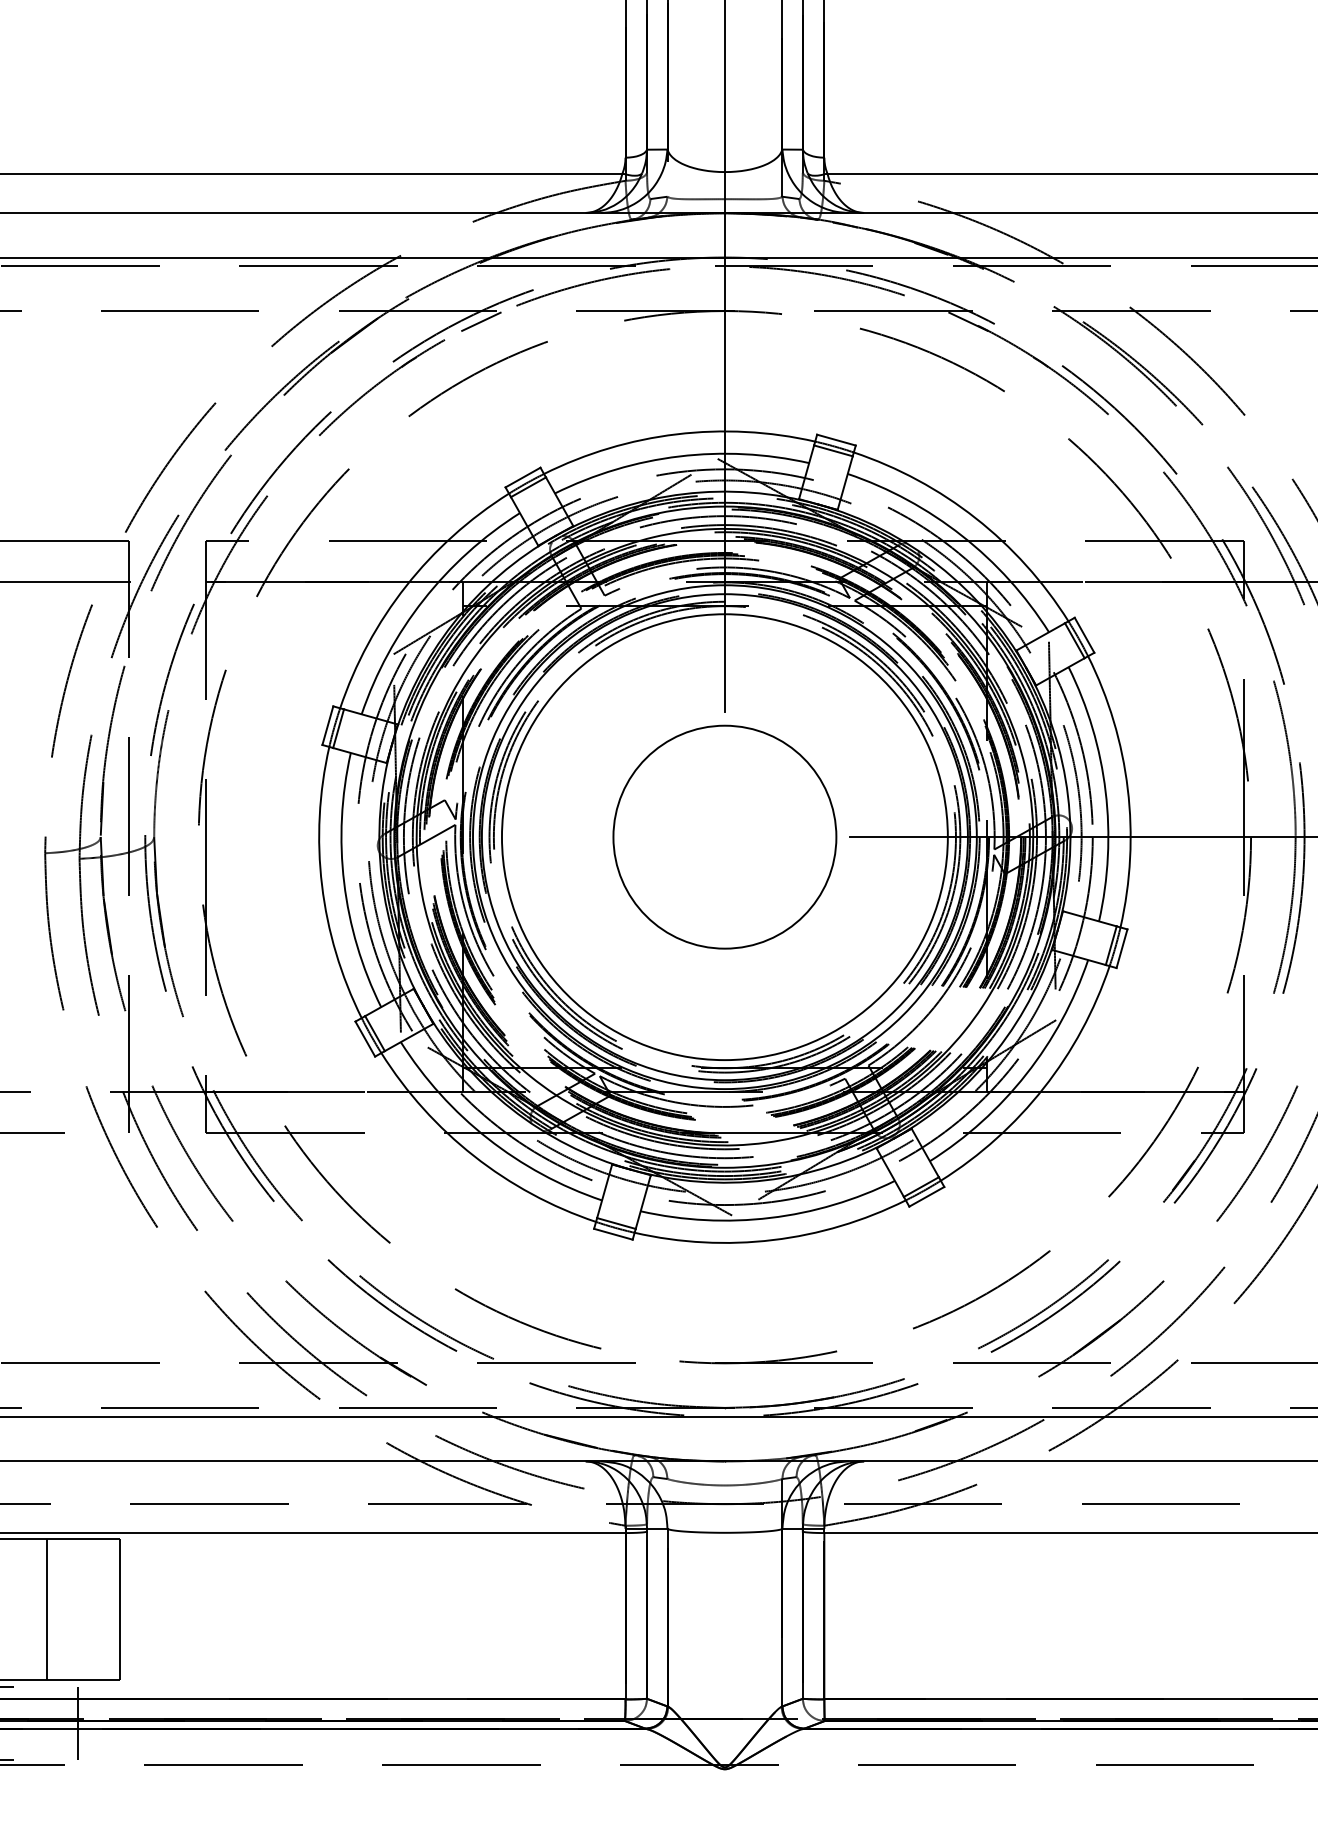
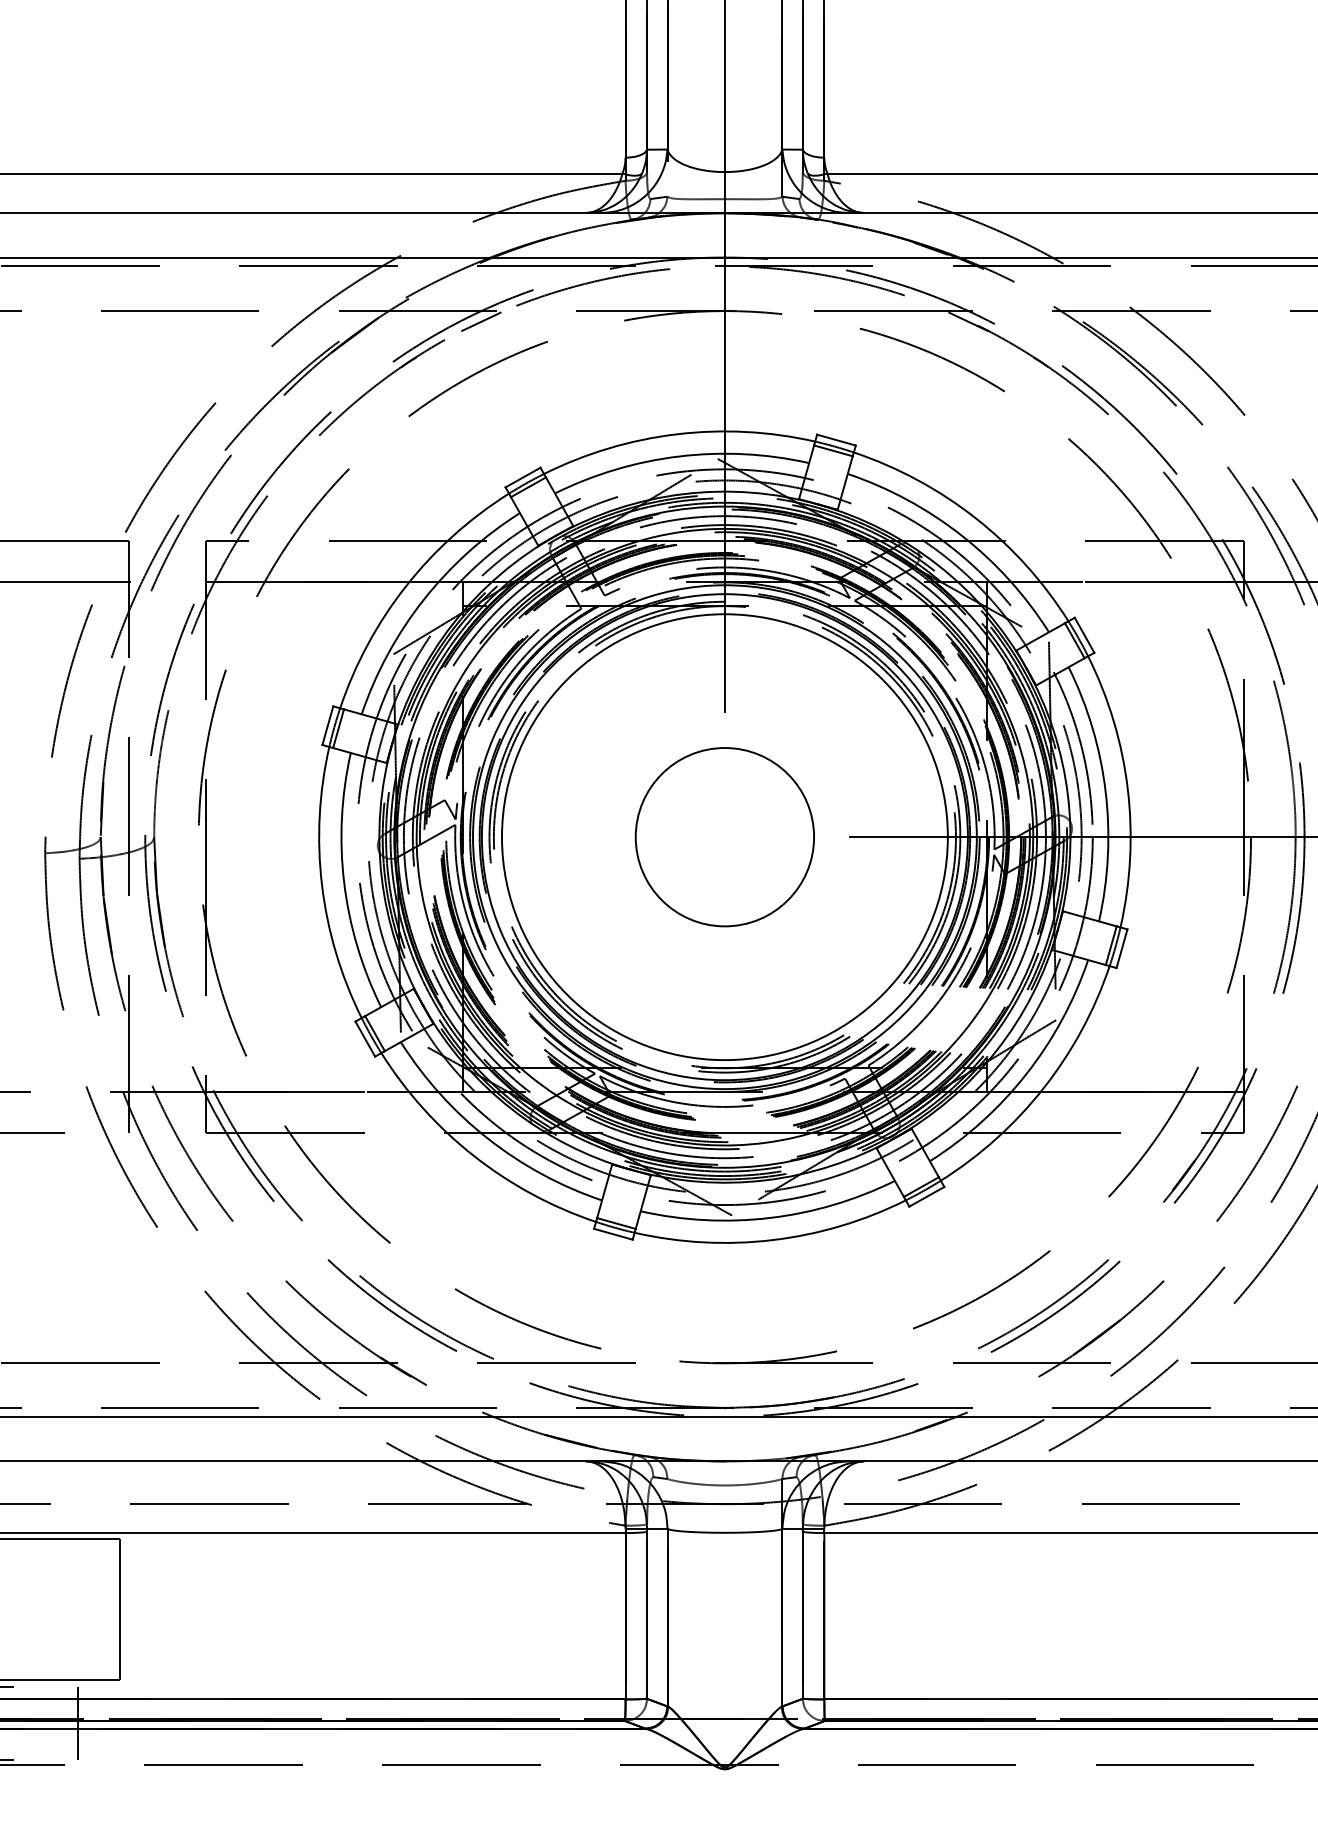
circle diameter: 223 px -> 178 px (724, 837)
line: present -> none (46, 1609)
